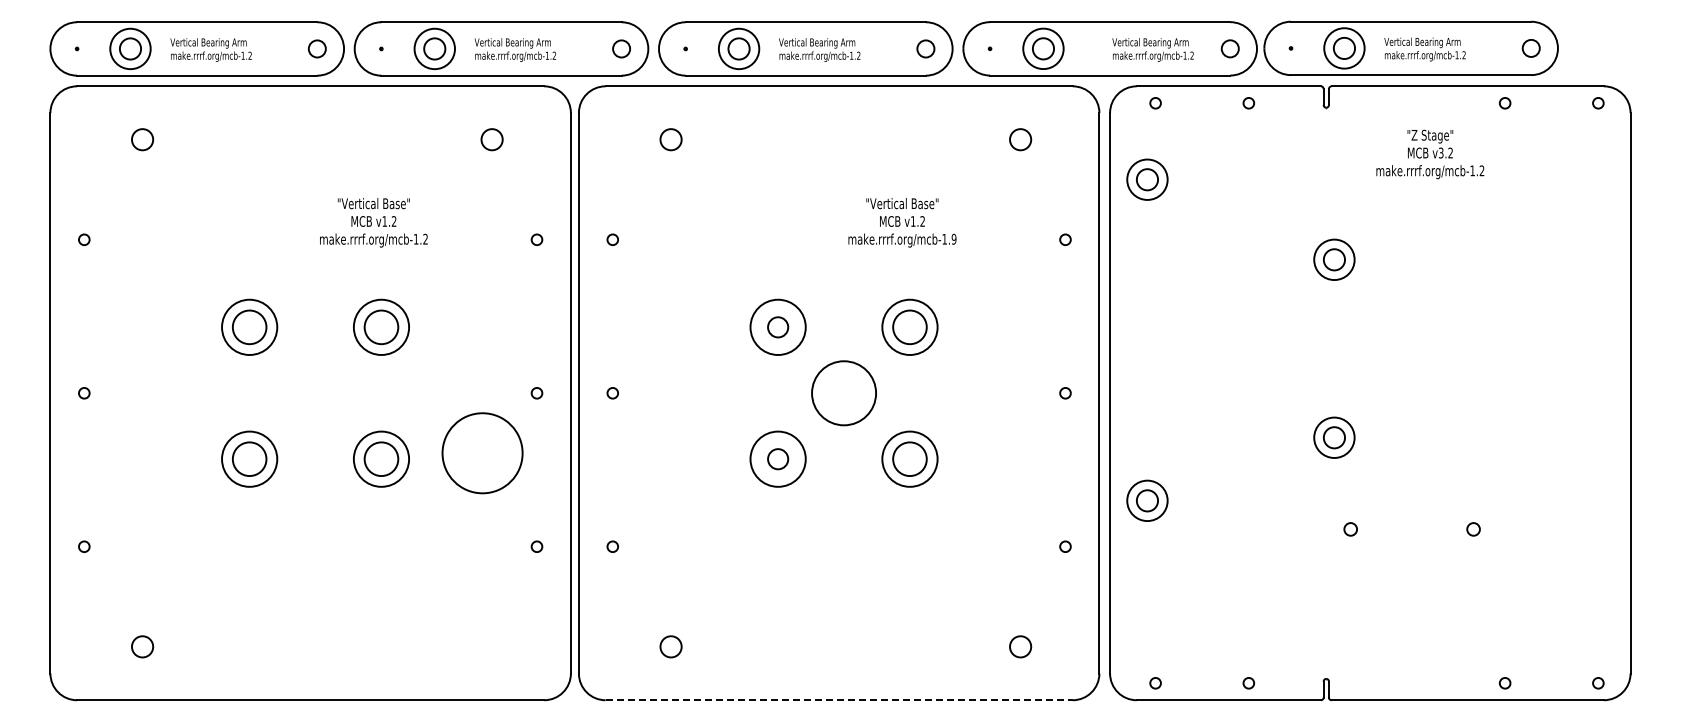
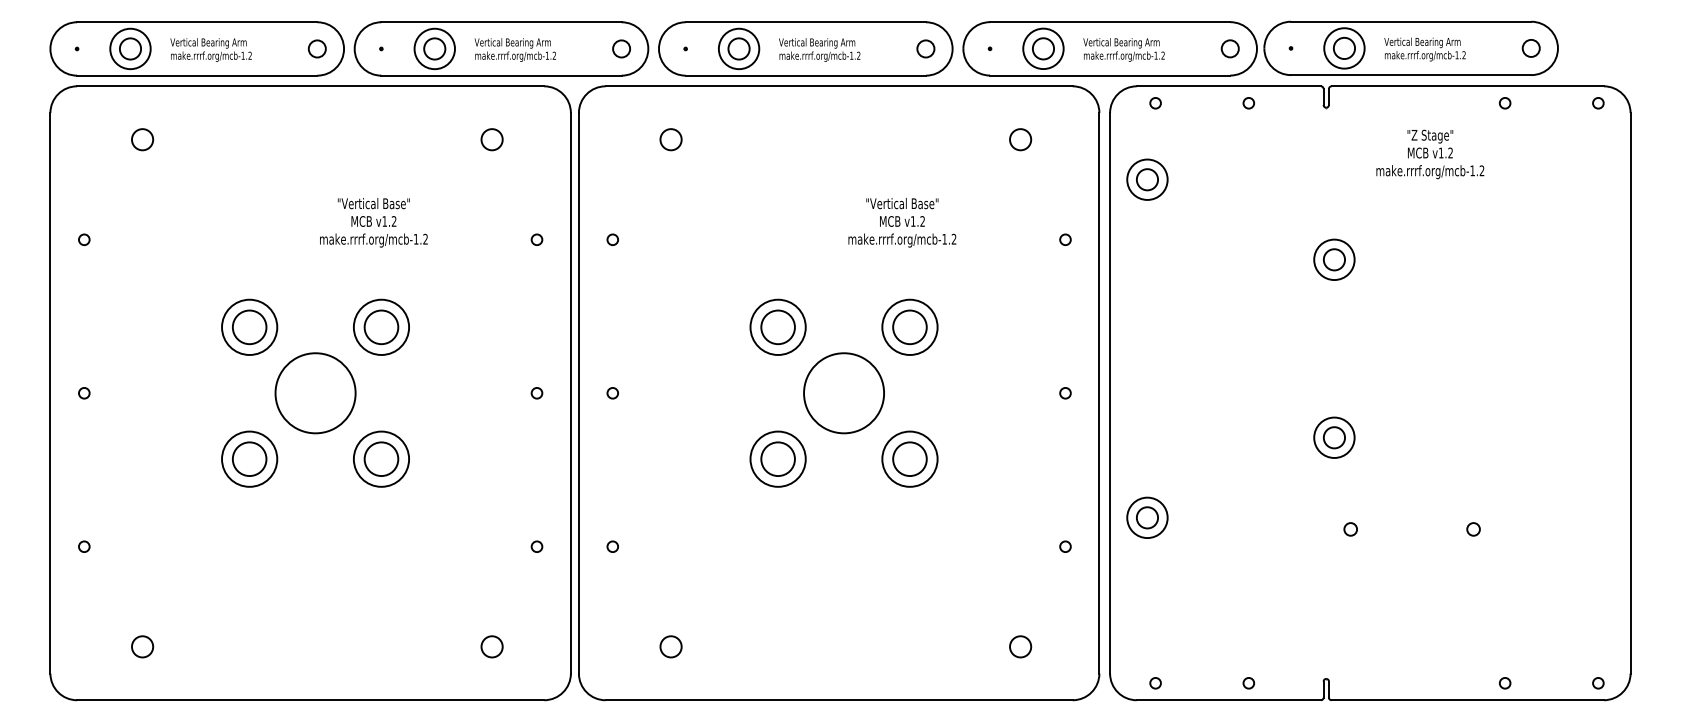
text position: (1152, 49) -> (1123, 49) (1123, 49)
text: v3.2 -> v1.2 (1440, 152)
text: make.rrrf.org/mcb-1.9 -> make.rrrf.org/mcb-1.2 (953, 239)
circle diameter: 20 px -> 34 px (777, 327)
circle diameter: 64 px -> 80 px (844, 393)
circle position: (482, 453) -> (315, 393) (315, 393)
circle diameter: 20 px -> 34 px (777, 459)
part position: (1147, 500) -> (1147, 517) (1147, 517)
circle: none -> present (491, 646)
line: dashed -> solid (839, 700)
